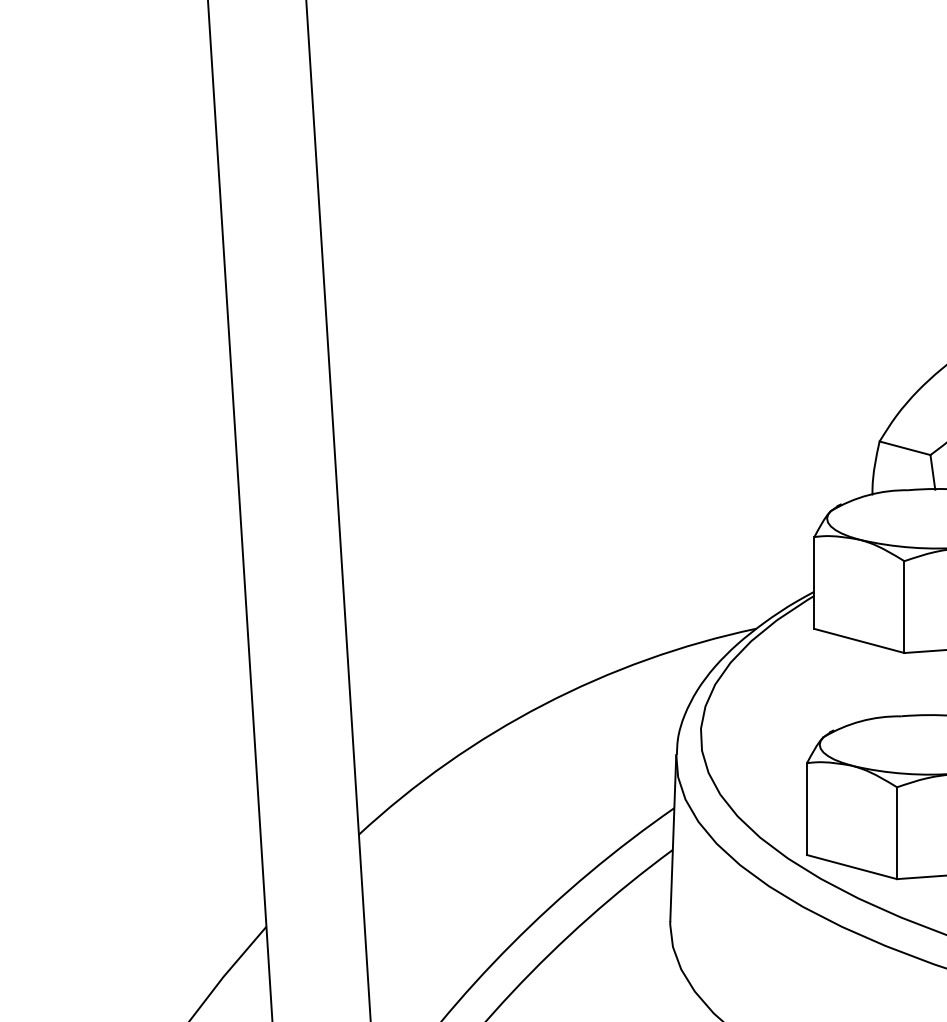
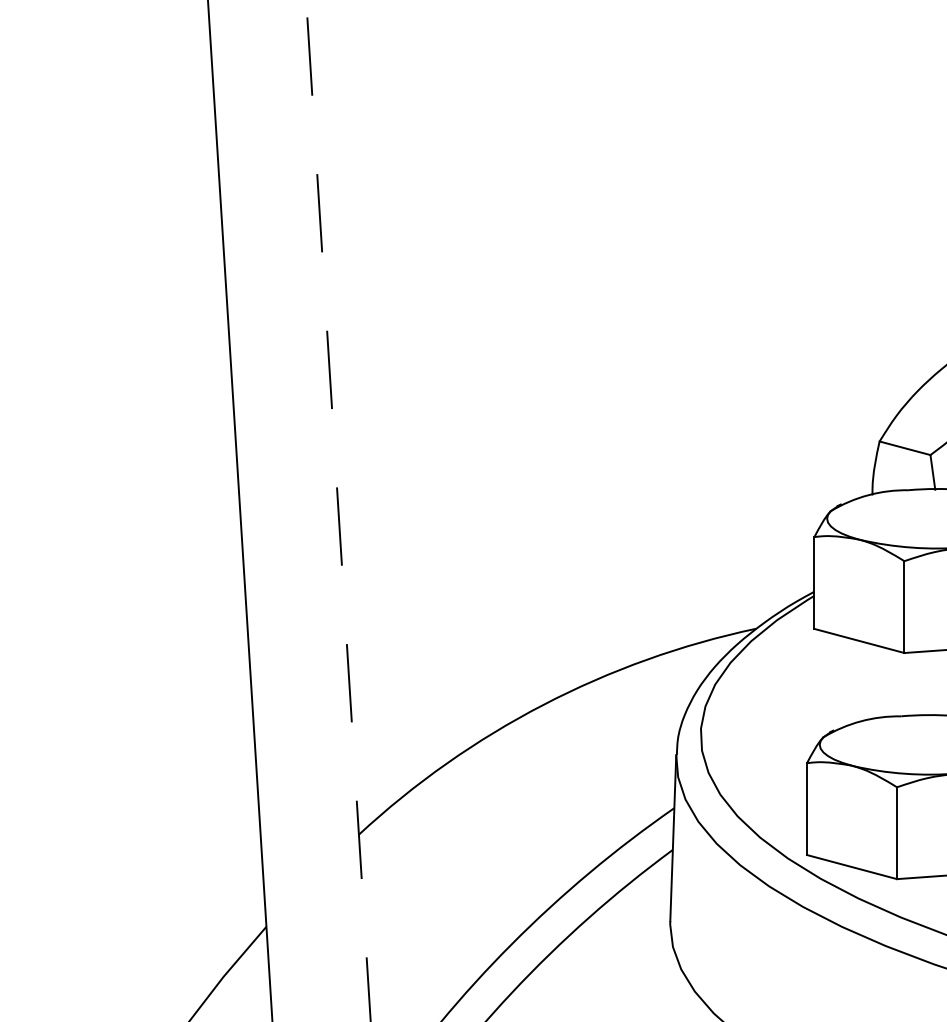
line: solid -> dashed (338, 510)
